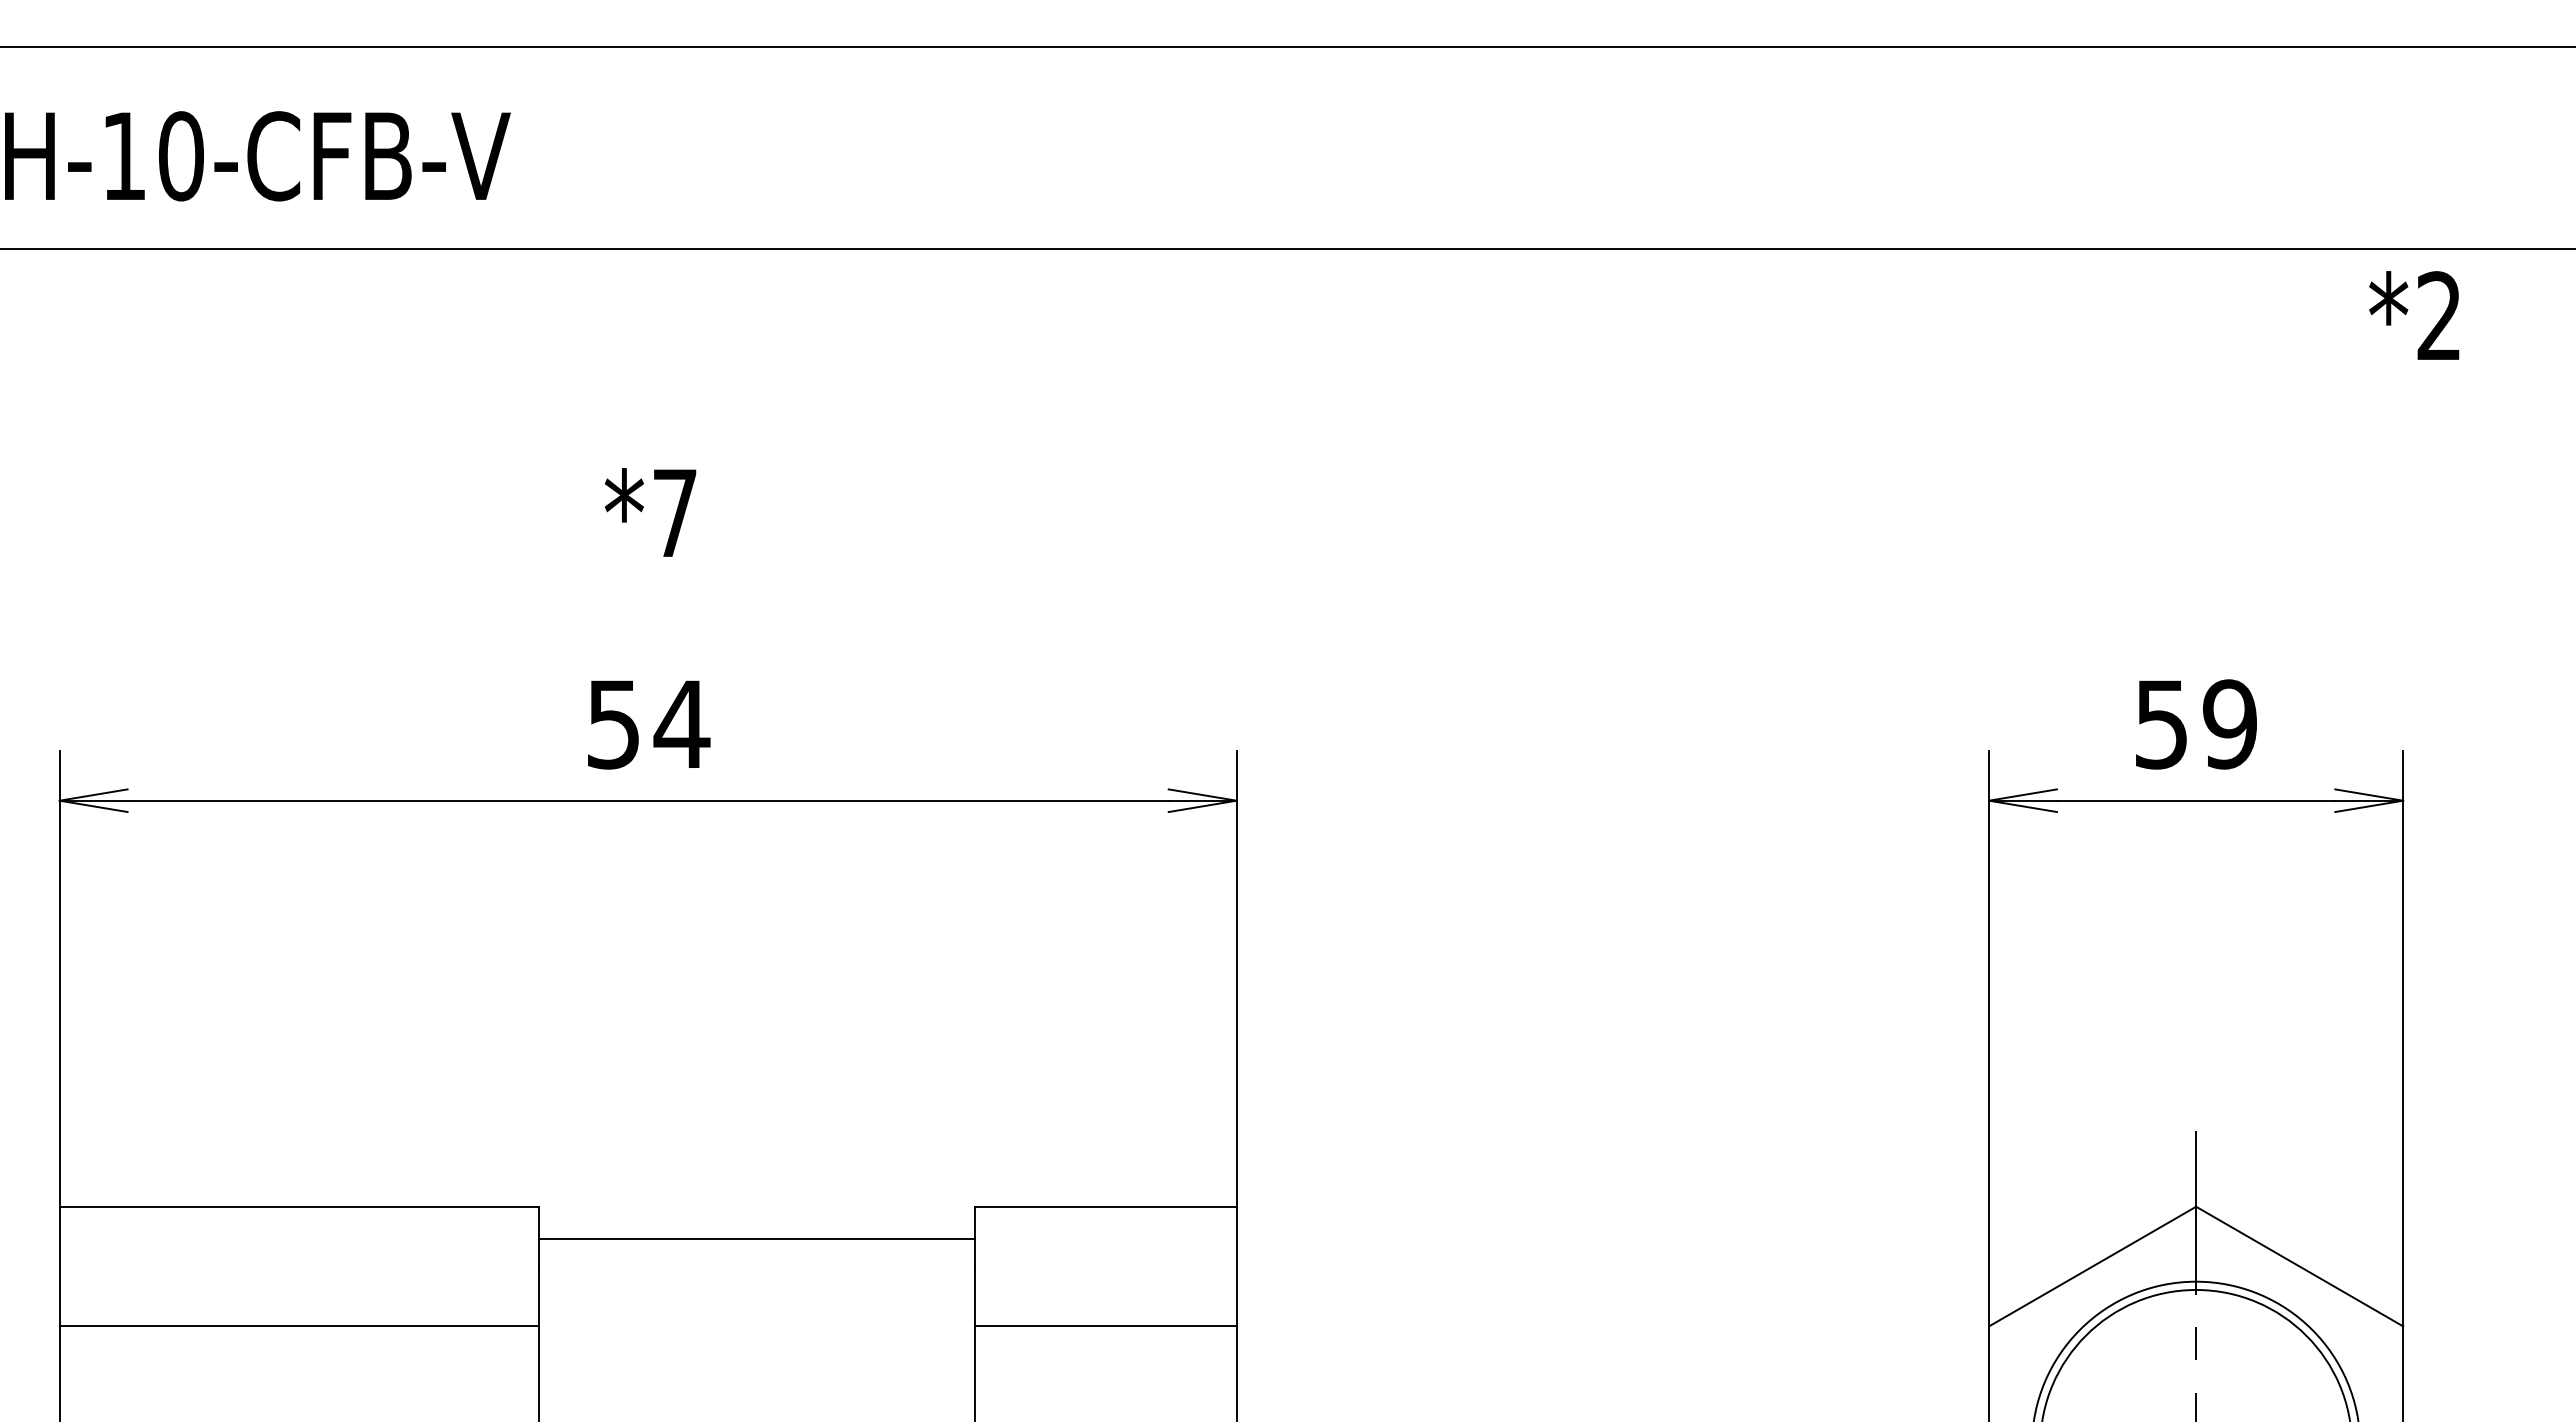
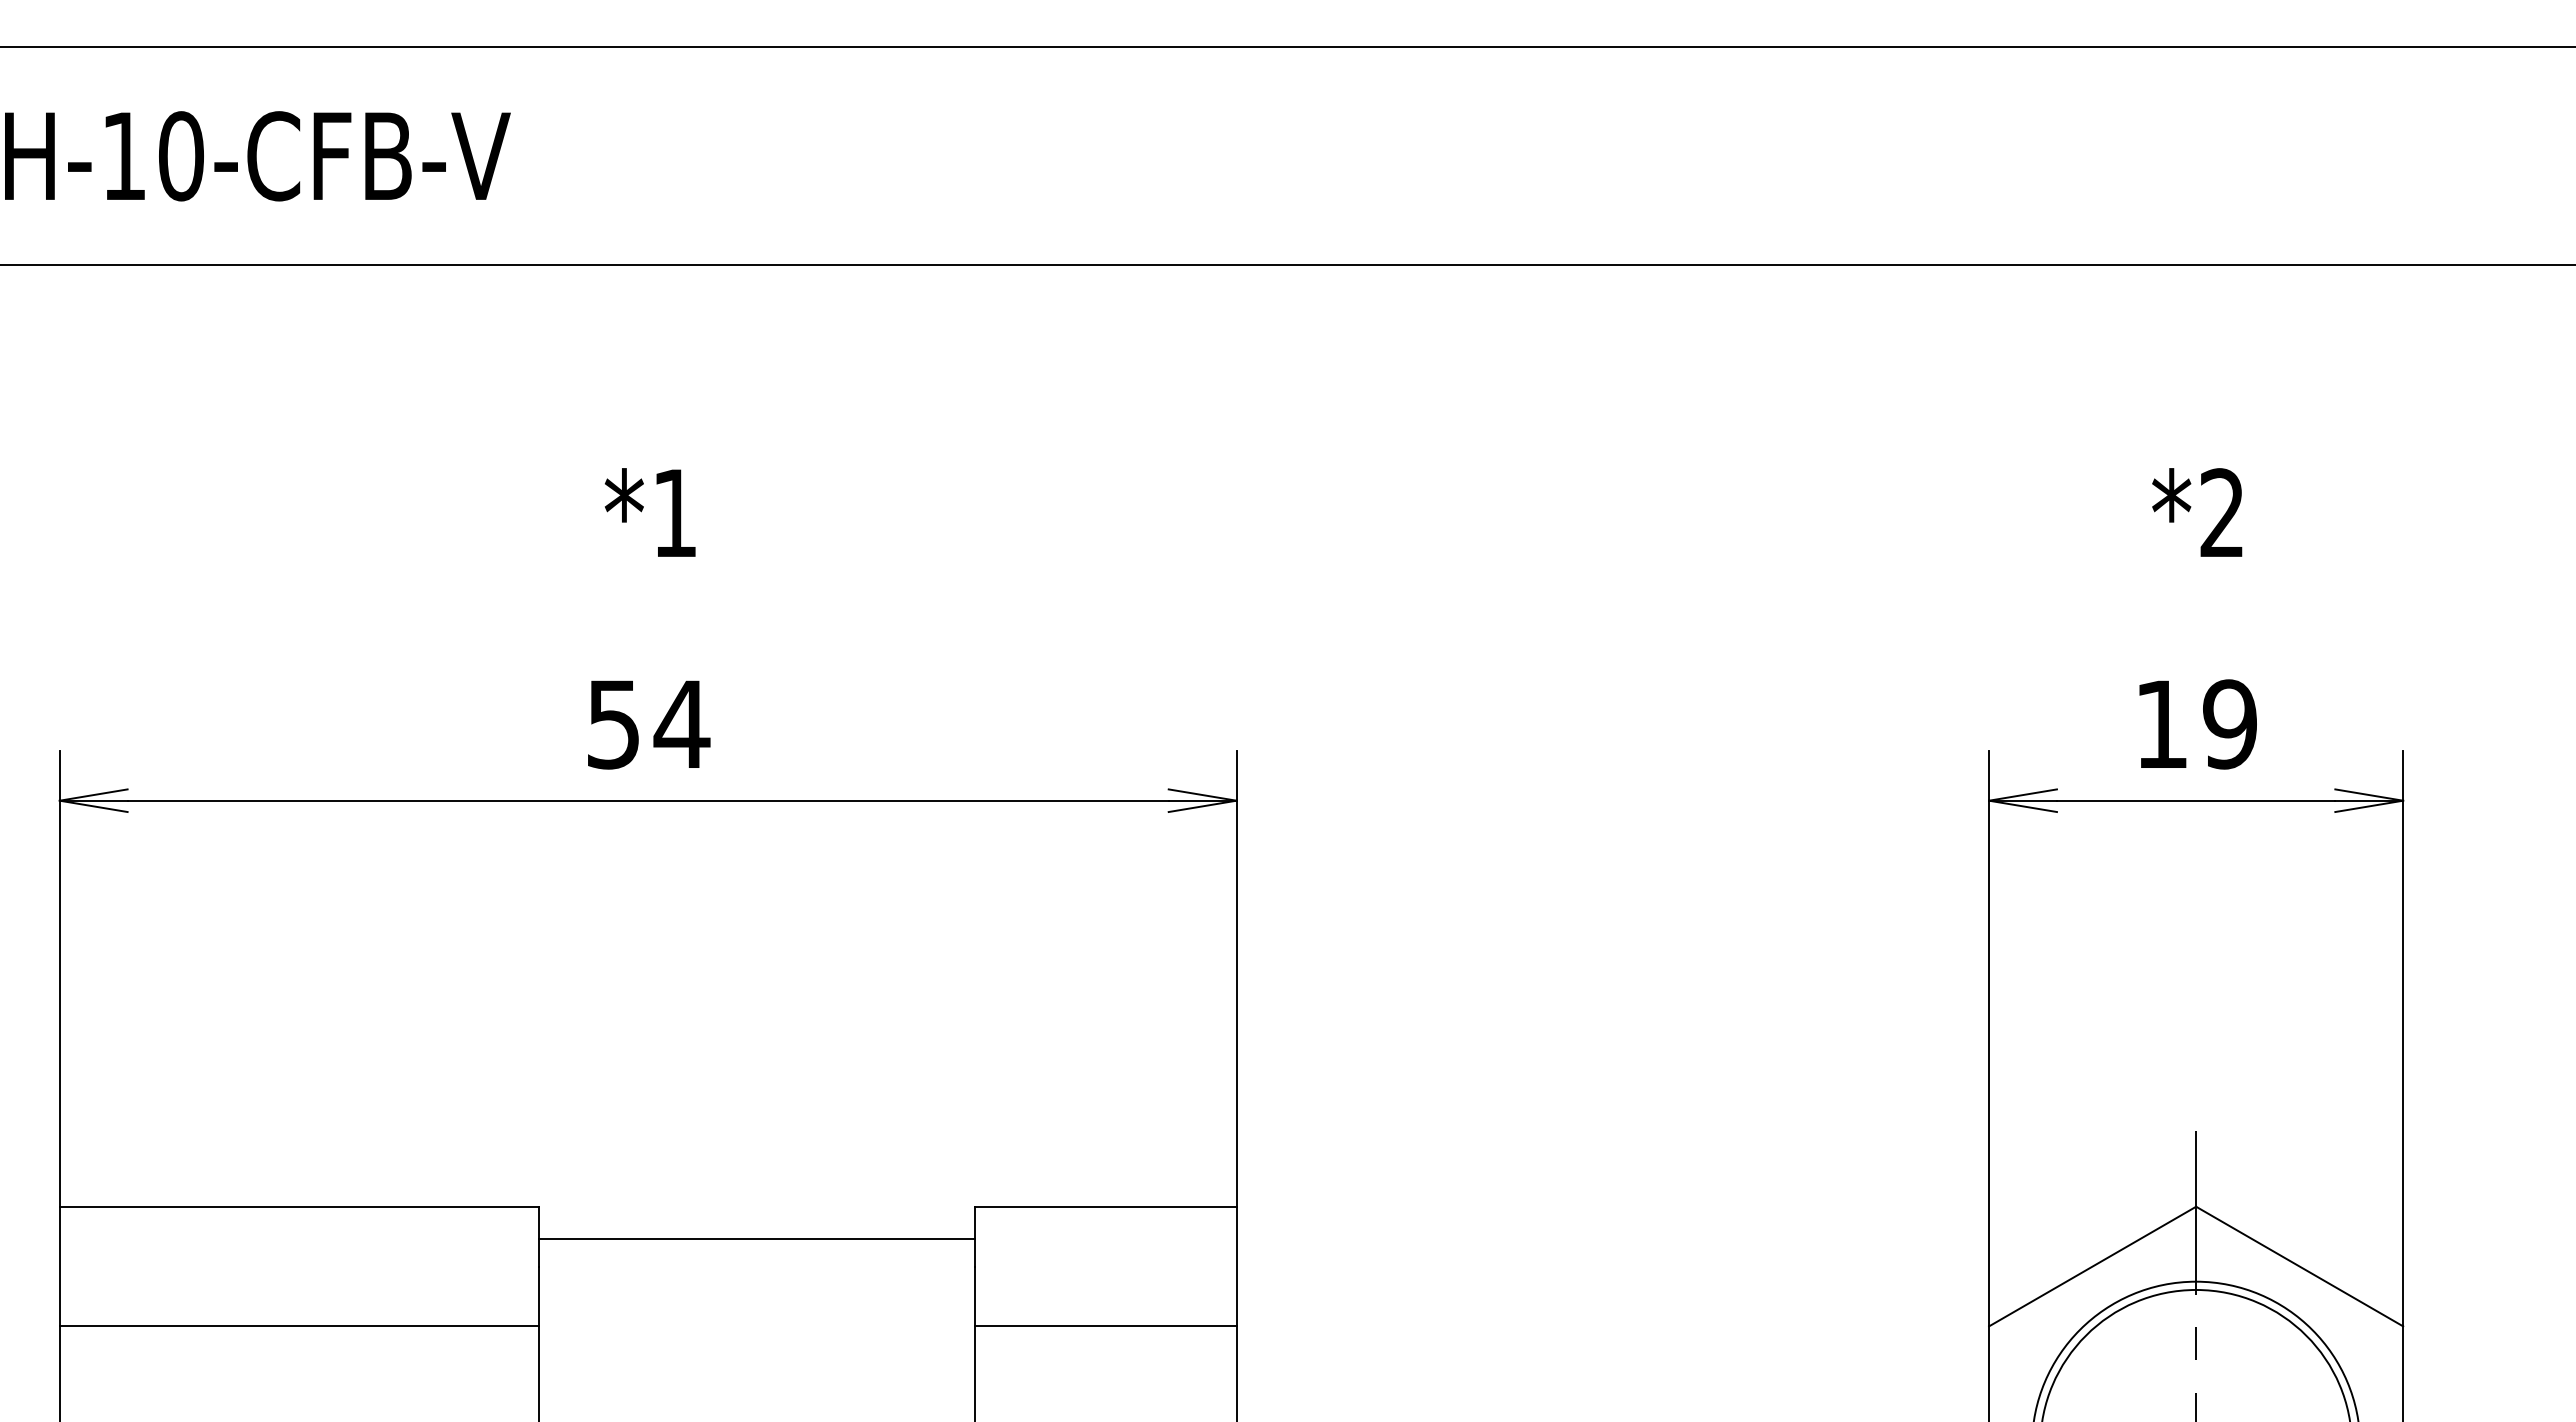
line position: (1287, 249) -> (1287, 265) (1287, 265)
text position: (2414, 315) -> (2197, 512) (2197, 512)
text: *7 -> *1 (675, 512)
text: 59 -> 19 (2161, 724)
